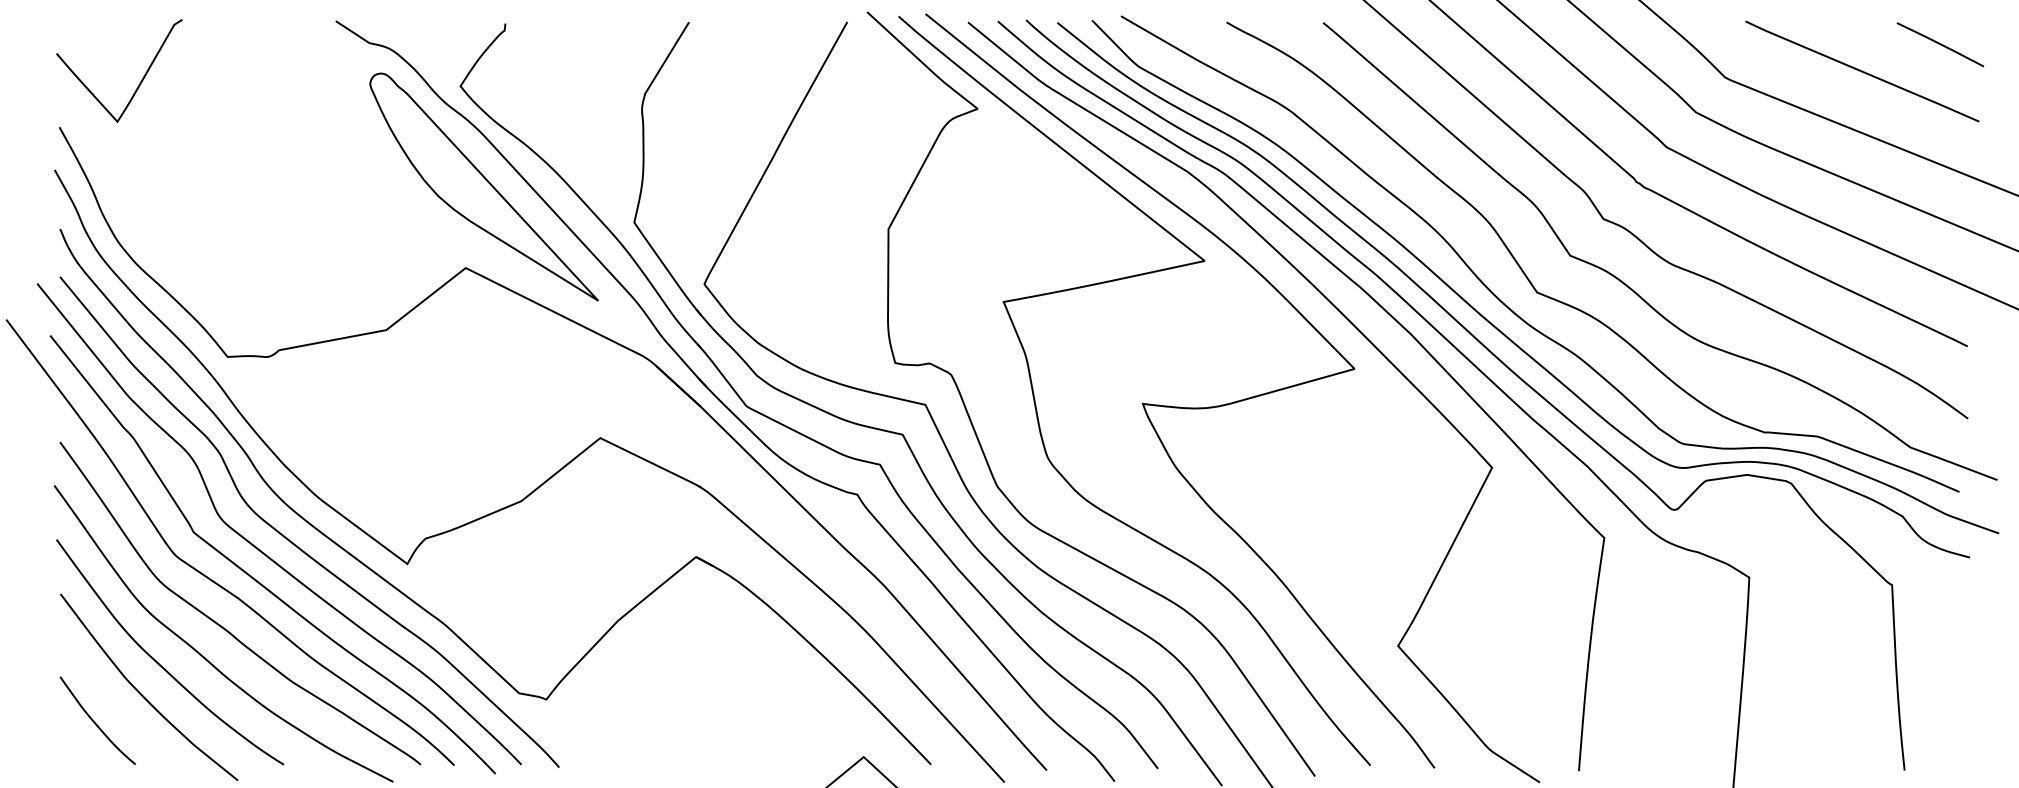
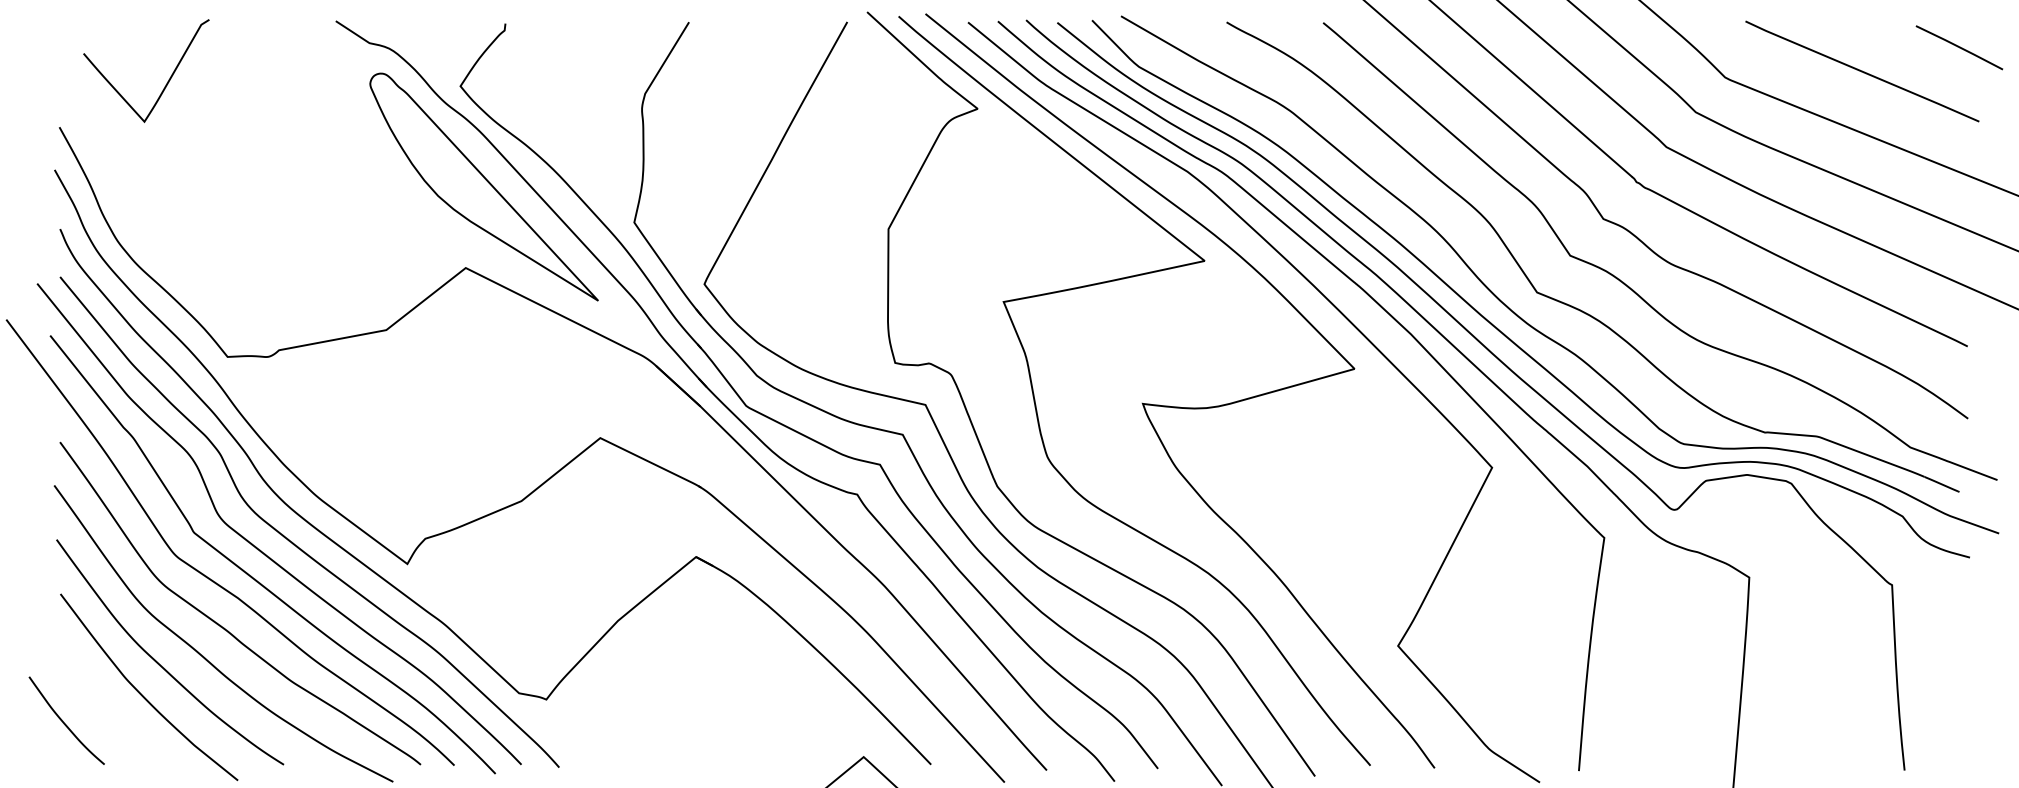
line position: (1940, 44) -> (1959, 47) (1959, 47)
curve position: (138, 84) -> (165, 84) (165, 84)
curve position: (95, 722) -> (64, 722) (64, 722)
